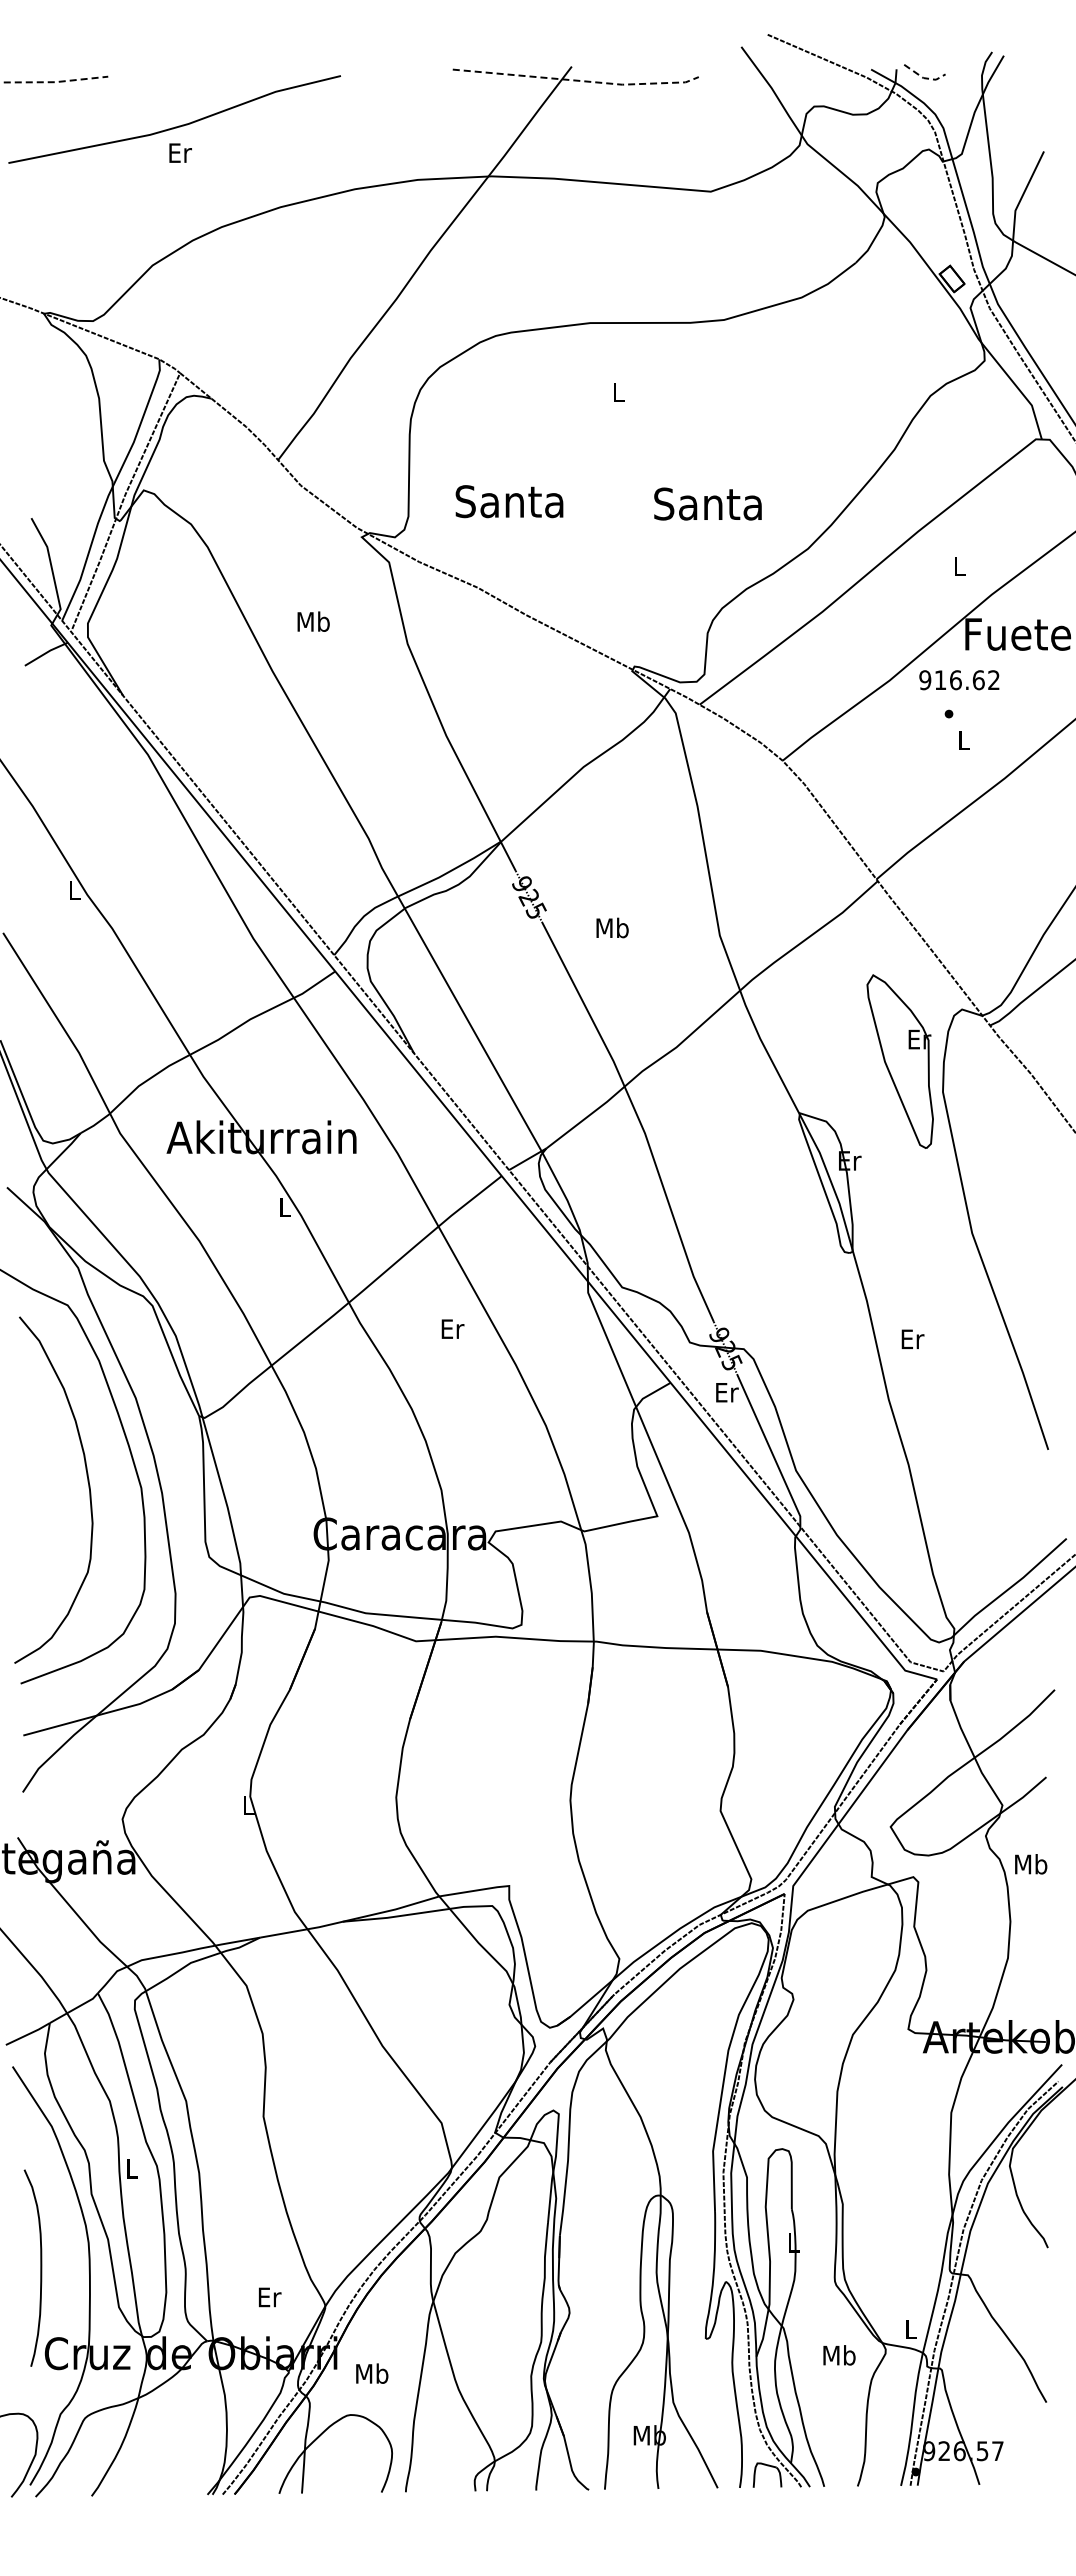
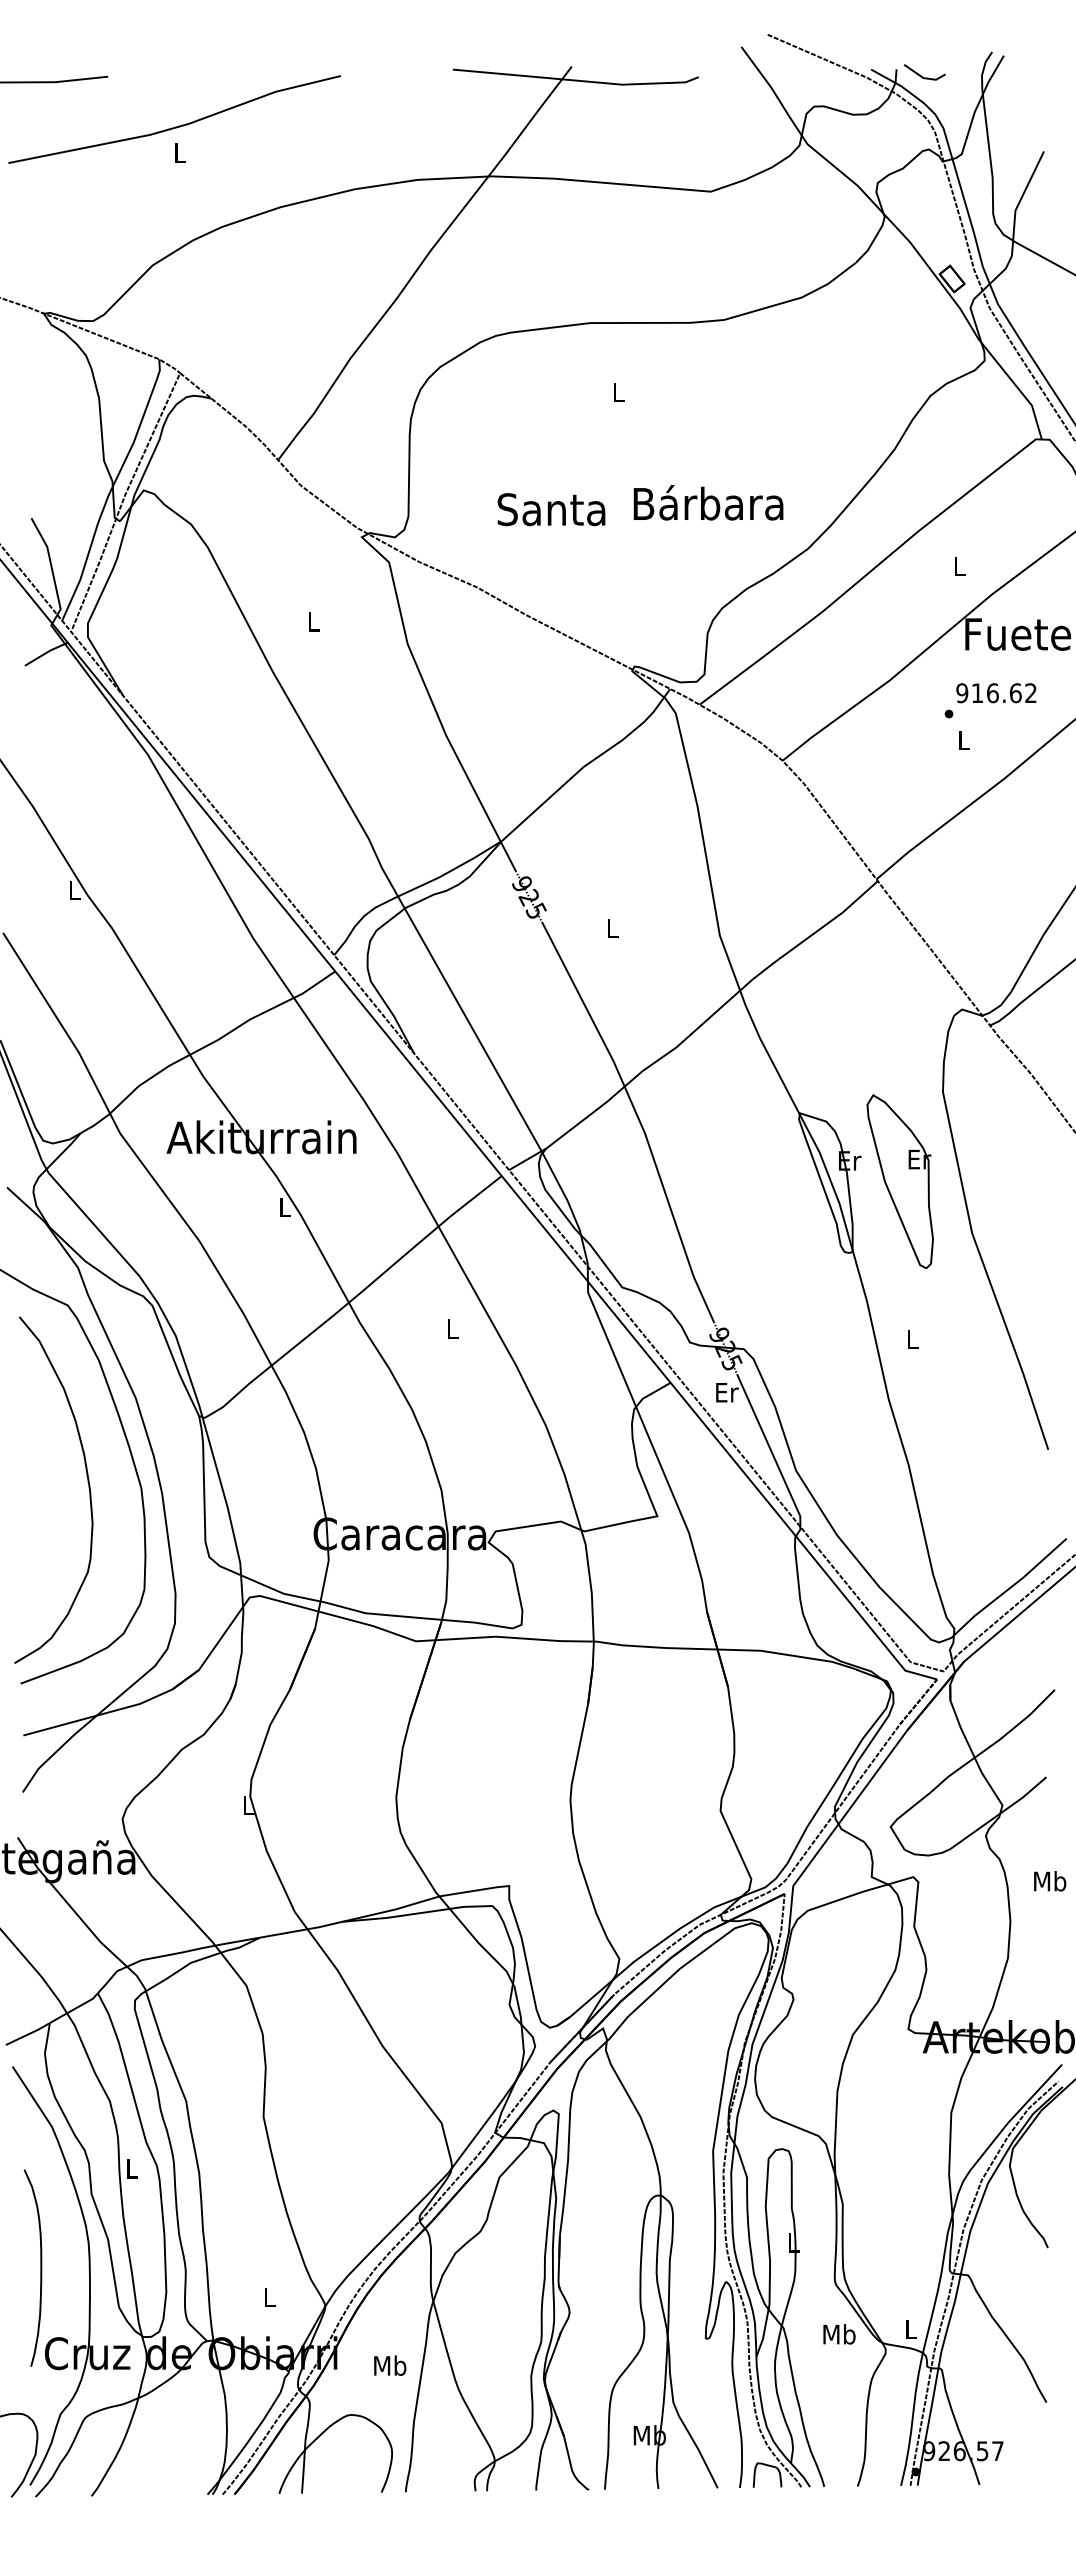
line: dashed -> solid (924, 78)
line: dashed -> solid (577, 80)
line: dashed -> solid (55, 82)
text: Er -> L (180, 152)
text position: (509, 501) -> (551, 509) (551, 509)
text: Santa -> Bárbara (708, 502)
text: Mb -> L (313, 621)
text position: (959, 680) -> (996, 693) (996, 693)
text: Mb -> L (612, 927)
part position: (899, 1061) -> (899, 1181) (899, 1181)
text: Er -> L (452, 1328)
text: Er -> L (912, 1339)
text position: (1031, 1864) -> (1050, 1881) (1050, 1881)
text: Er -> L (269, 2297)
text position: (839, 2355) -> (839, 2334) (839, 2334)
text position: (372, 2373) -> (390, 2365) (390, 2365)
